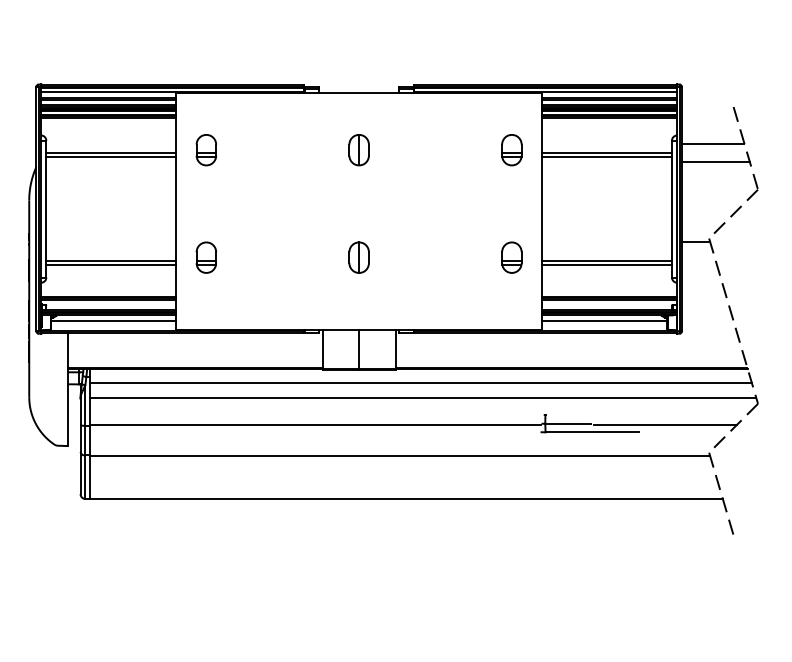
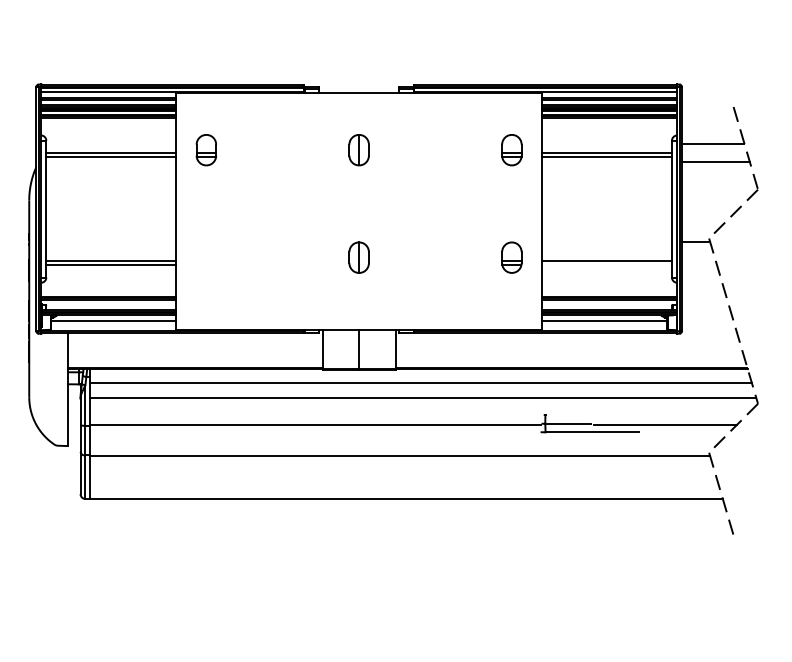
part: present -> none (206, 257)
line: present -> none (606, 265)
